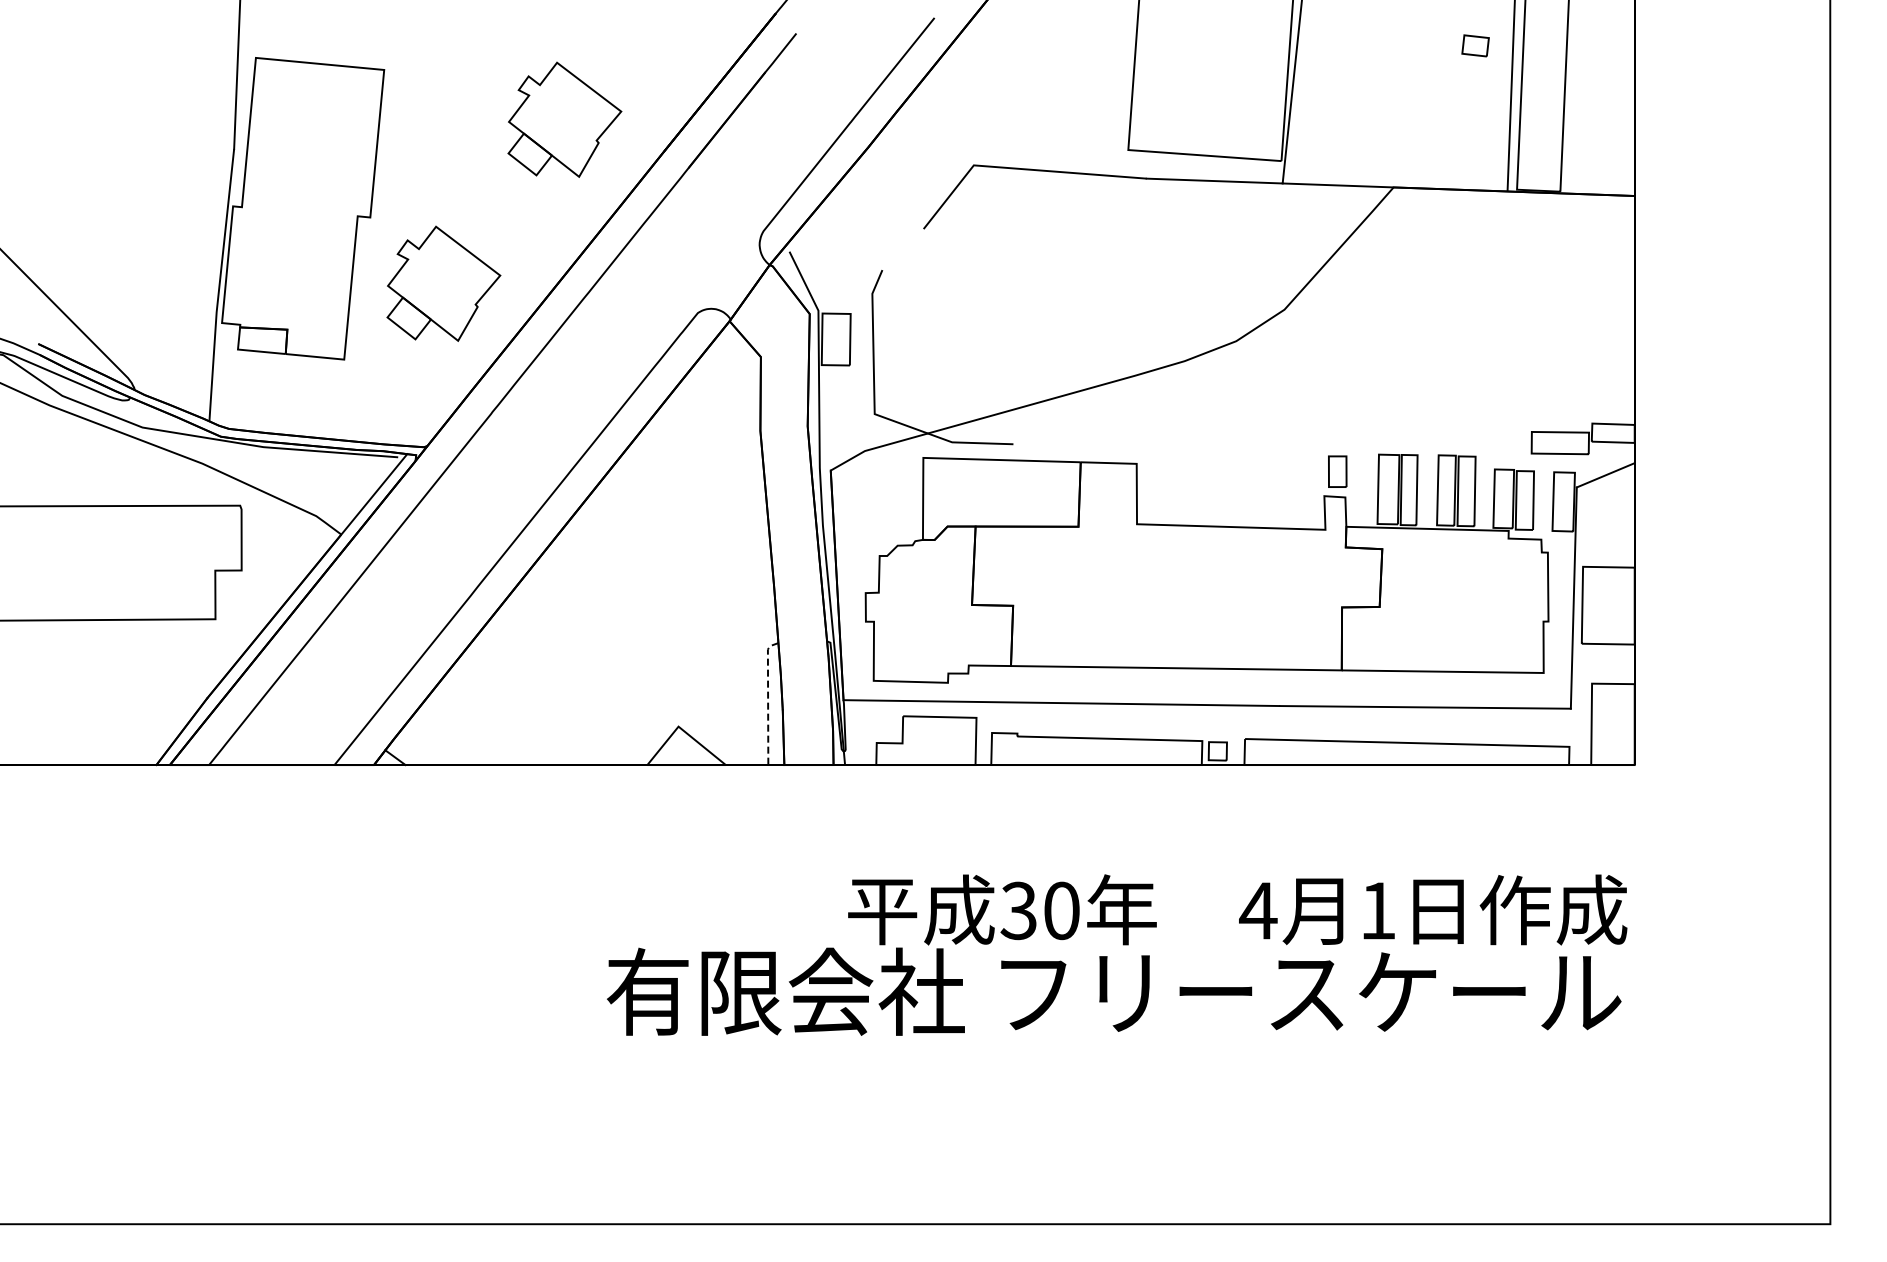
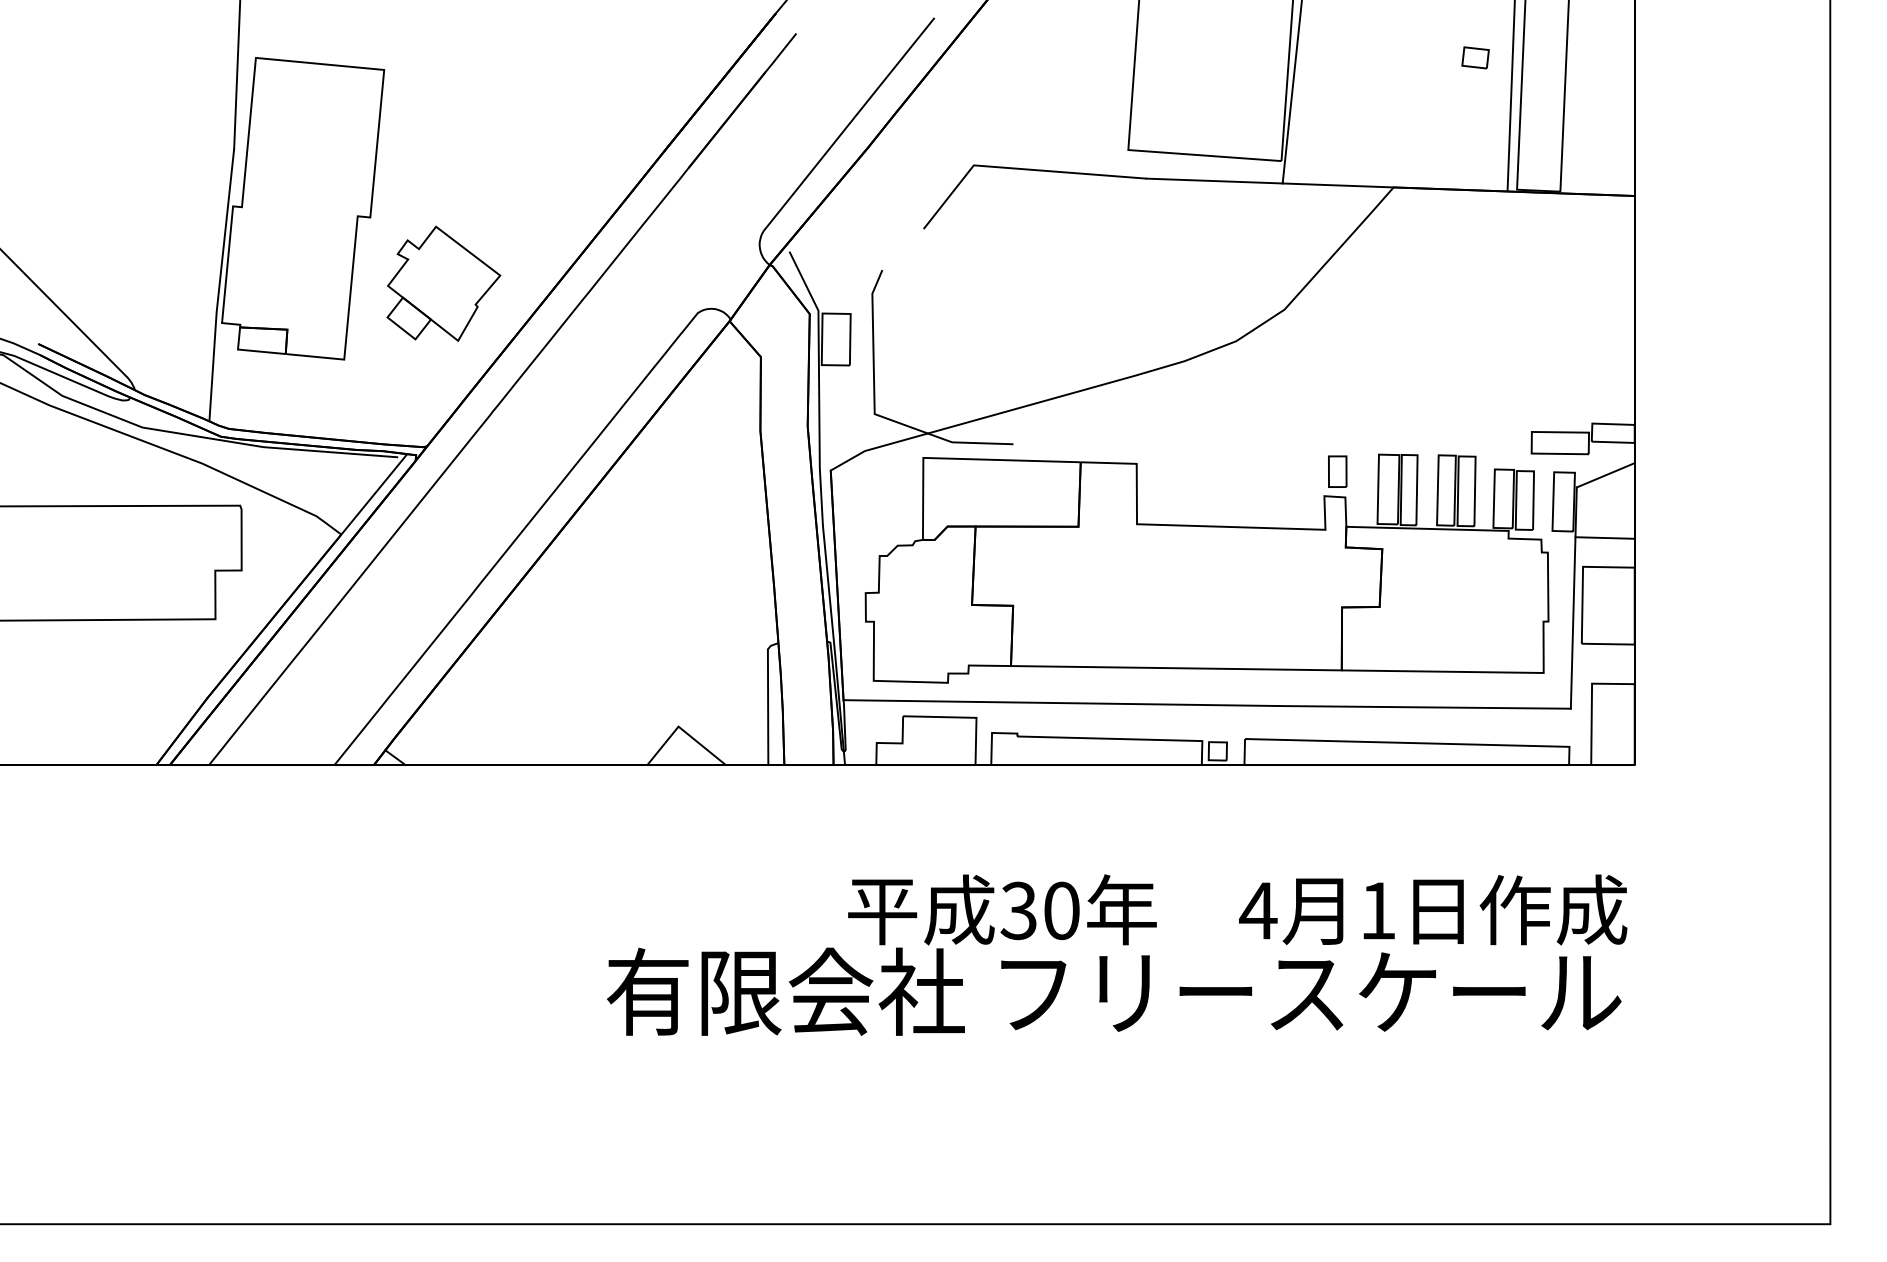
part position: (1475, 45) -> (1475, 57) (1475, 57)
part: present -> none (564, 119)
line: none -> present (1604, 537)
line: dashed -> solid (768, 699)
